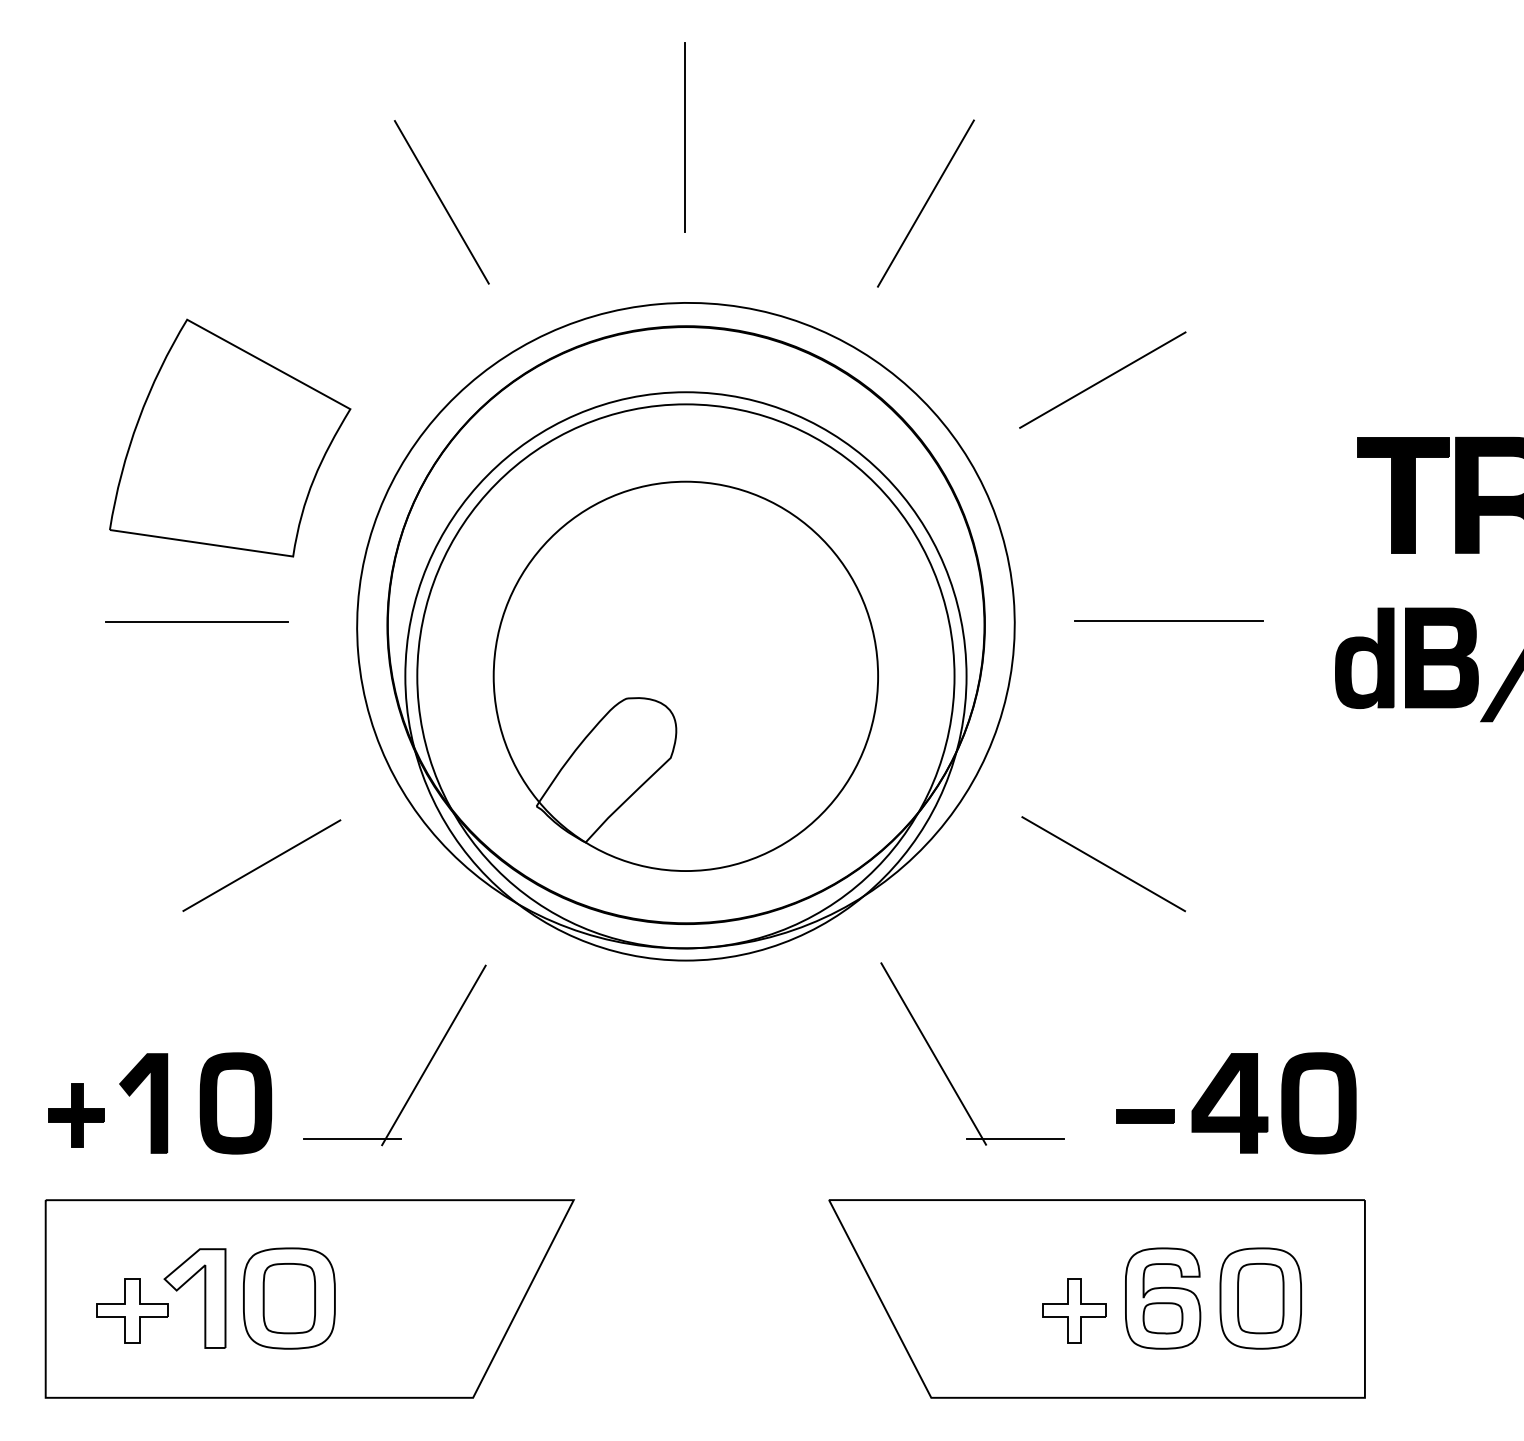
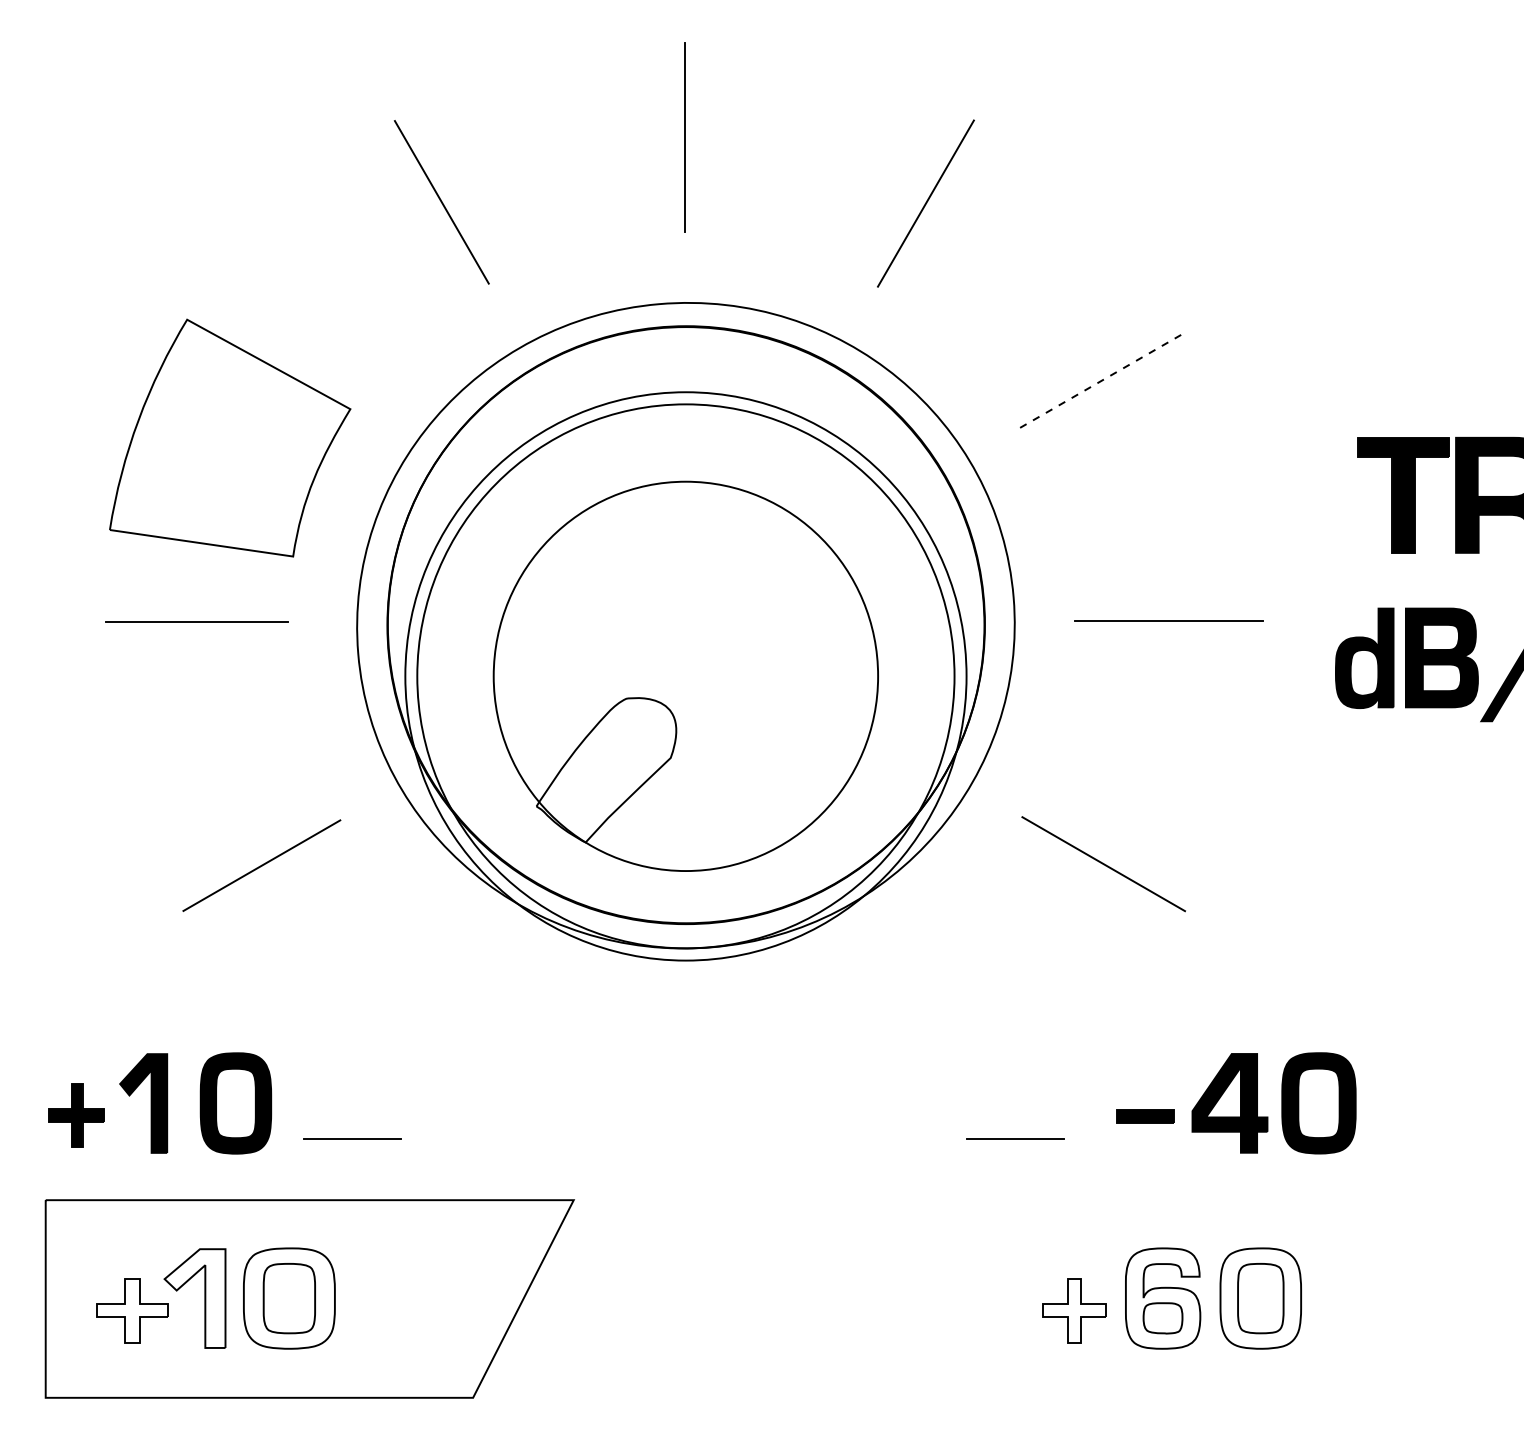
line: solid -> dashed (1103, 379)
line: present -> none (933, 1053)
line: present -> none (433, 1055)
part: present -> none (1096, 1298)
